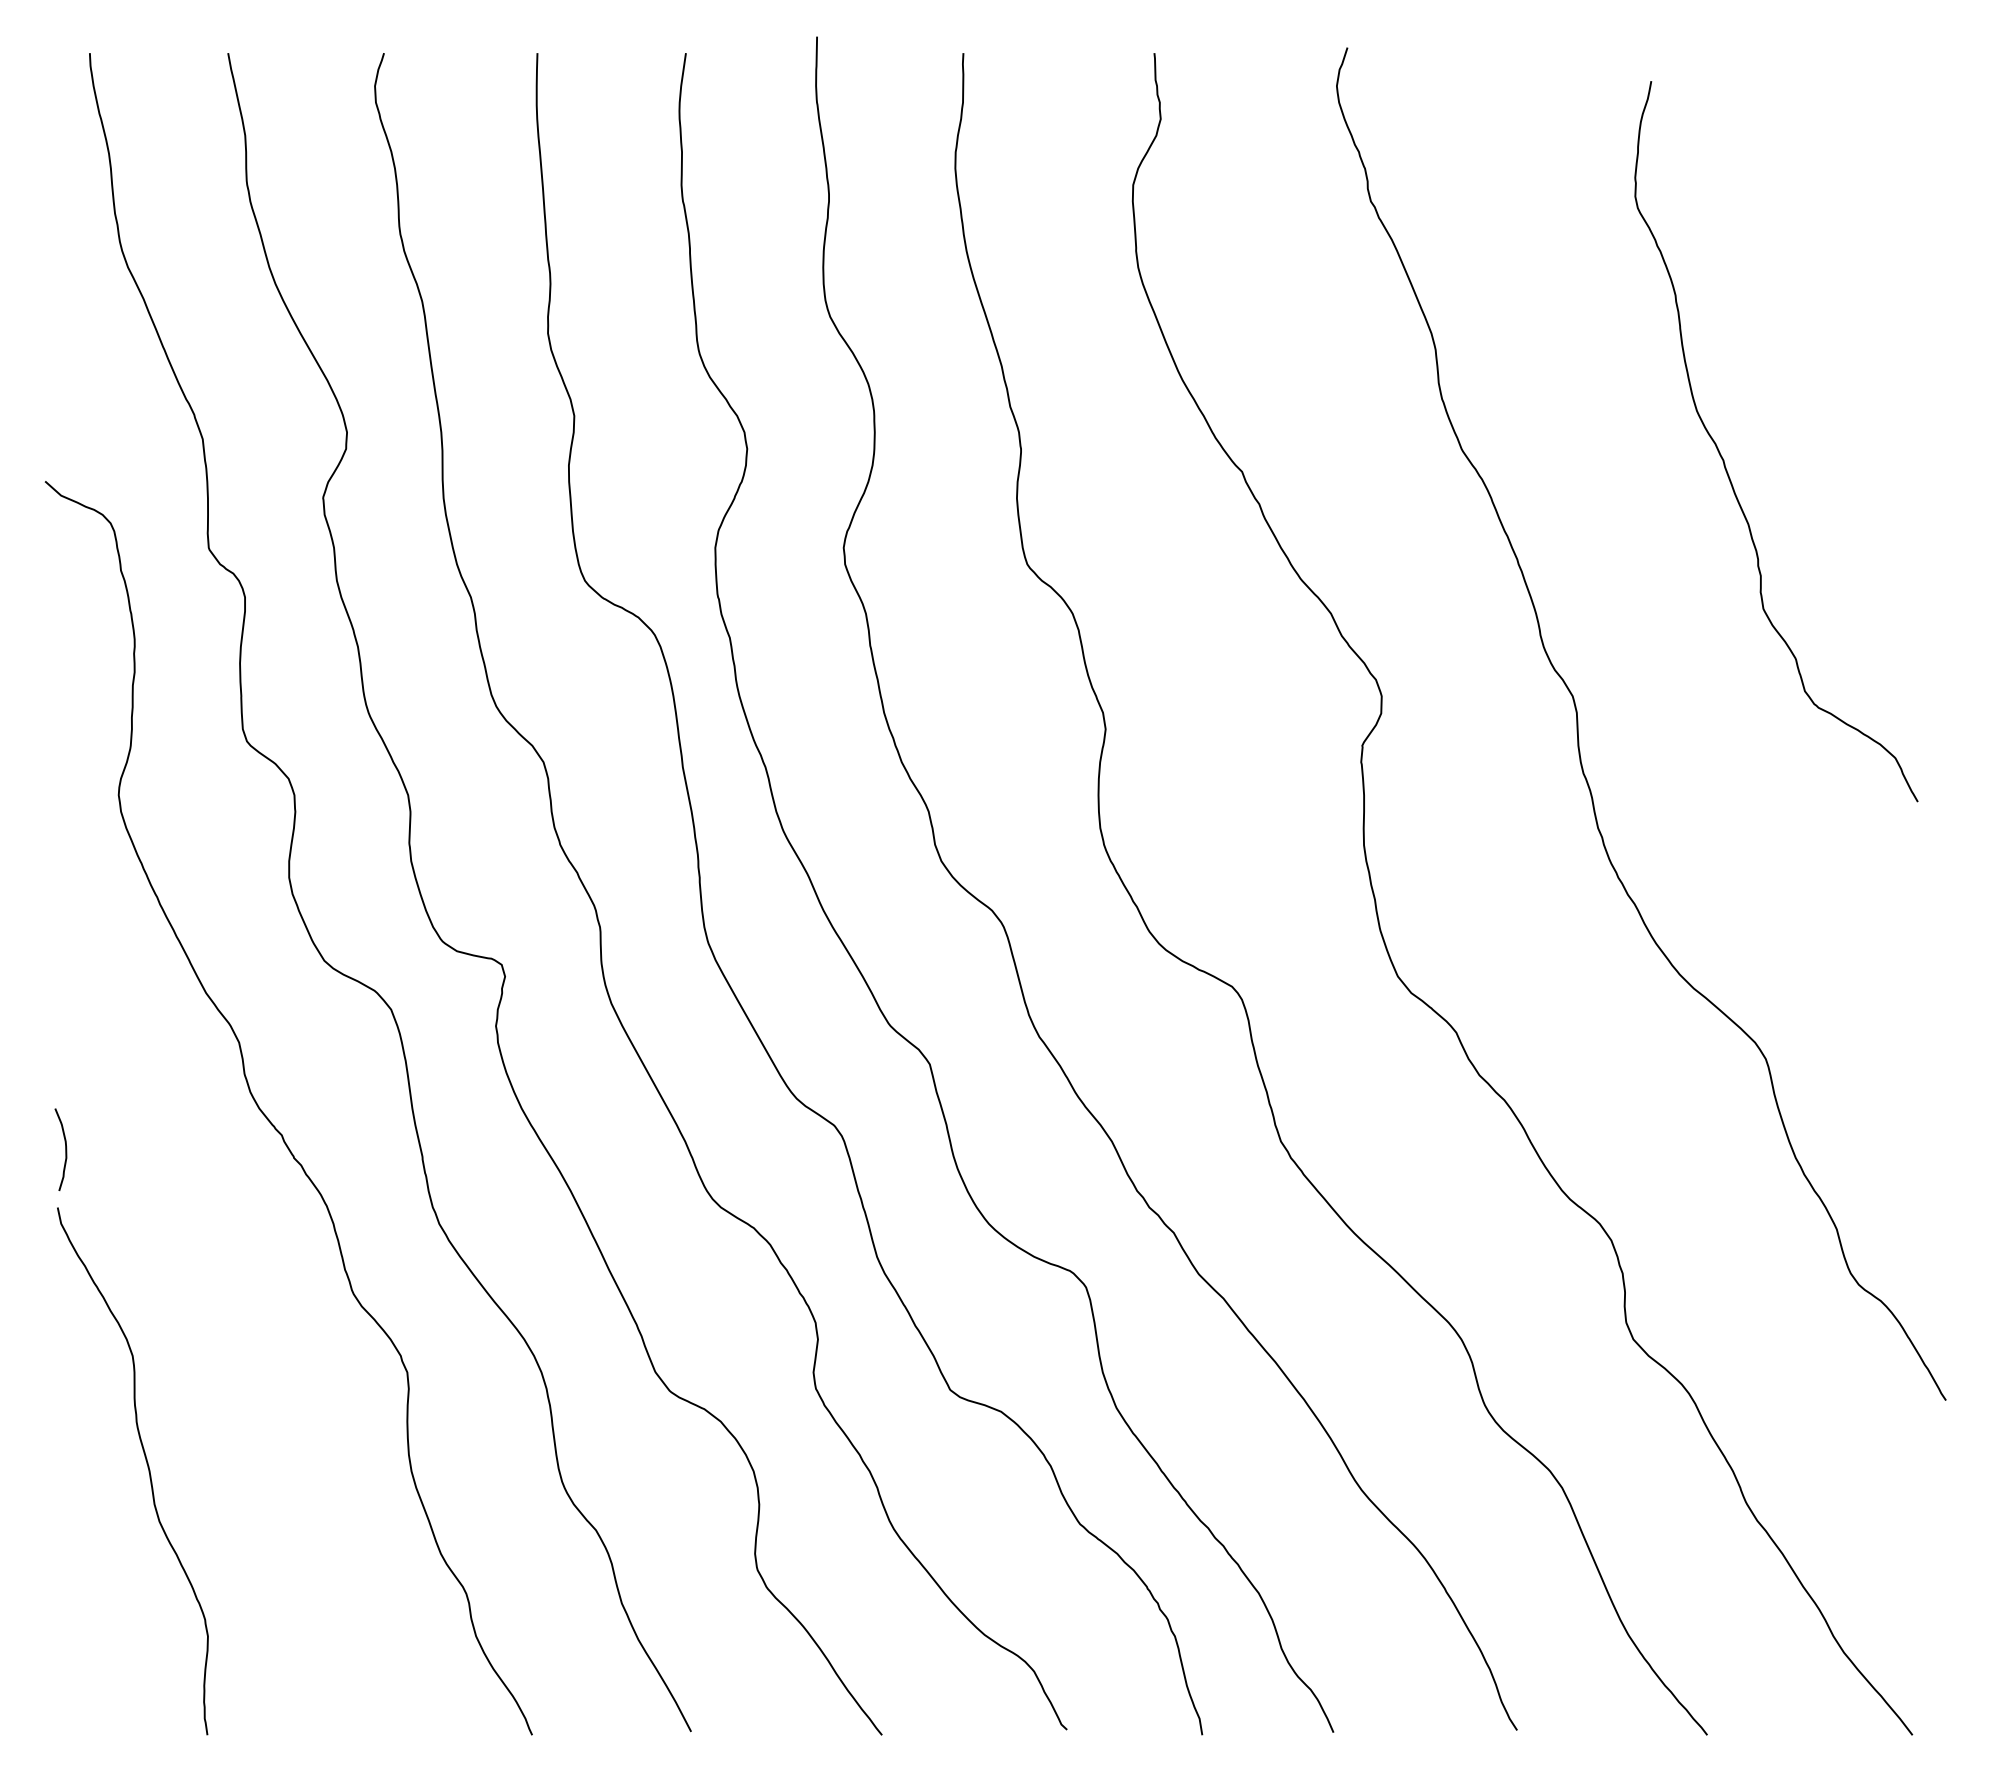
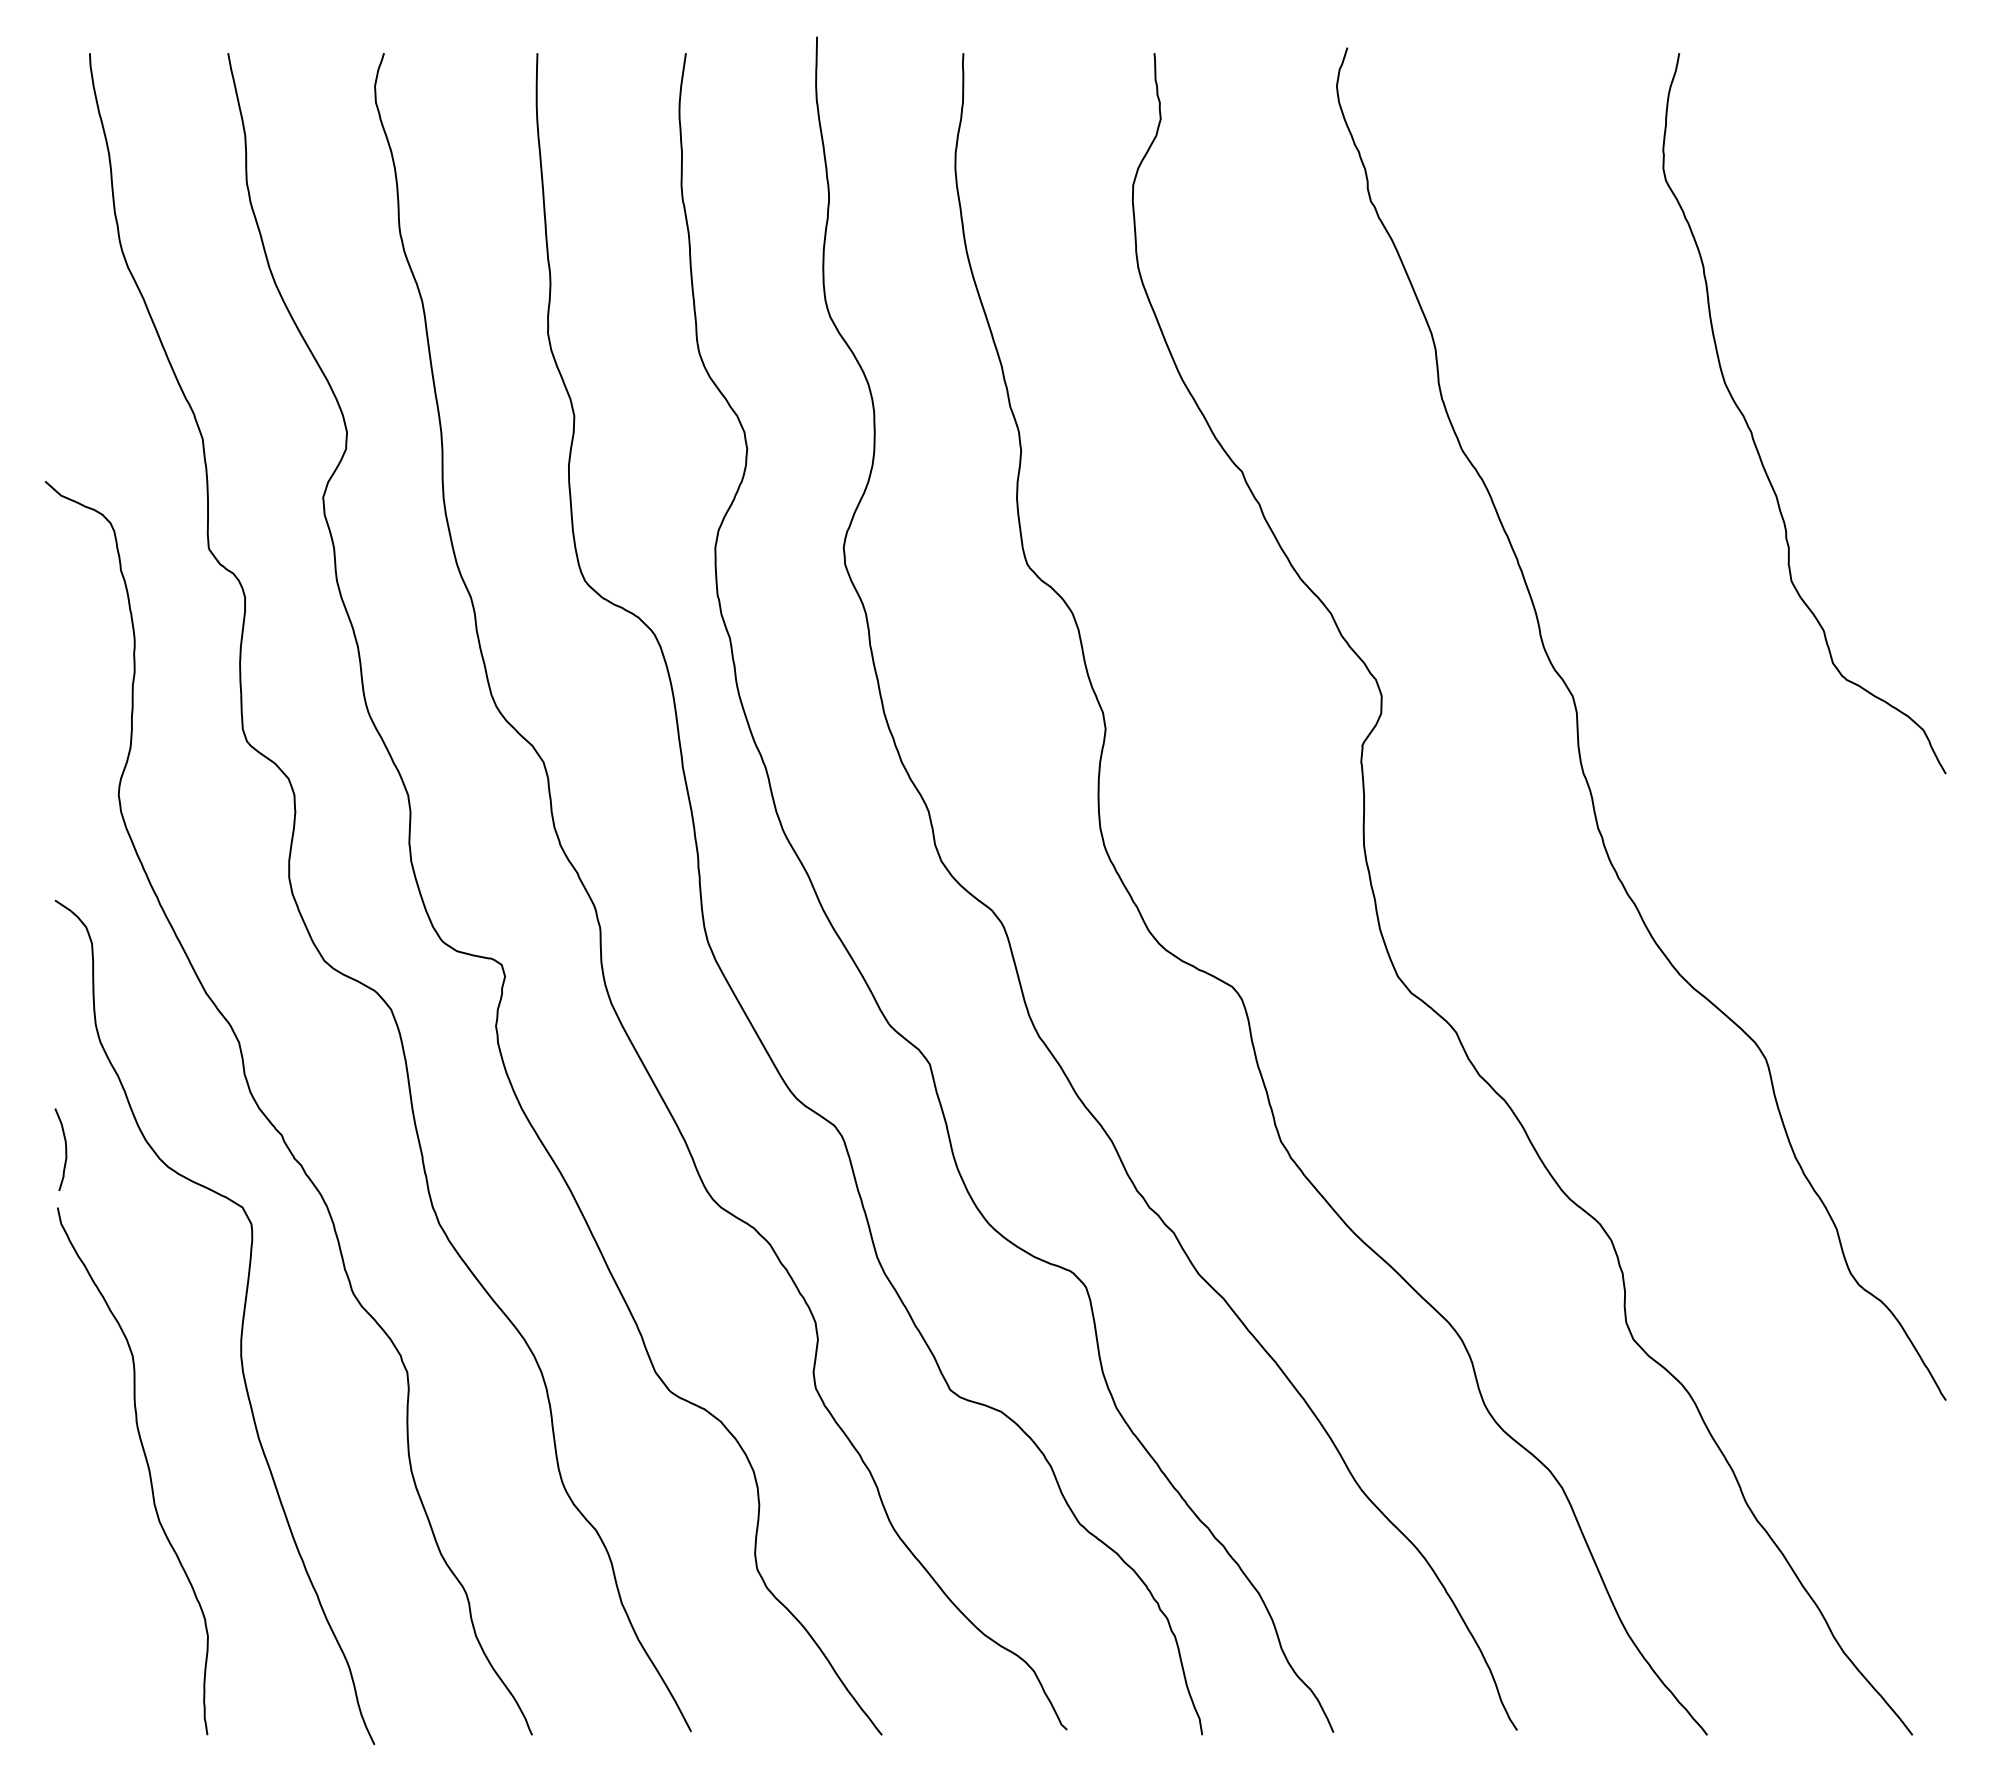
curve position: (1724, 460) -> (1752, 432) (1752, 432)
curve: none -> present (241, 1323)
